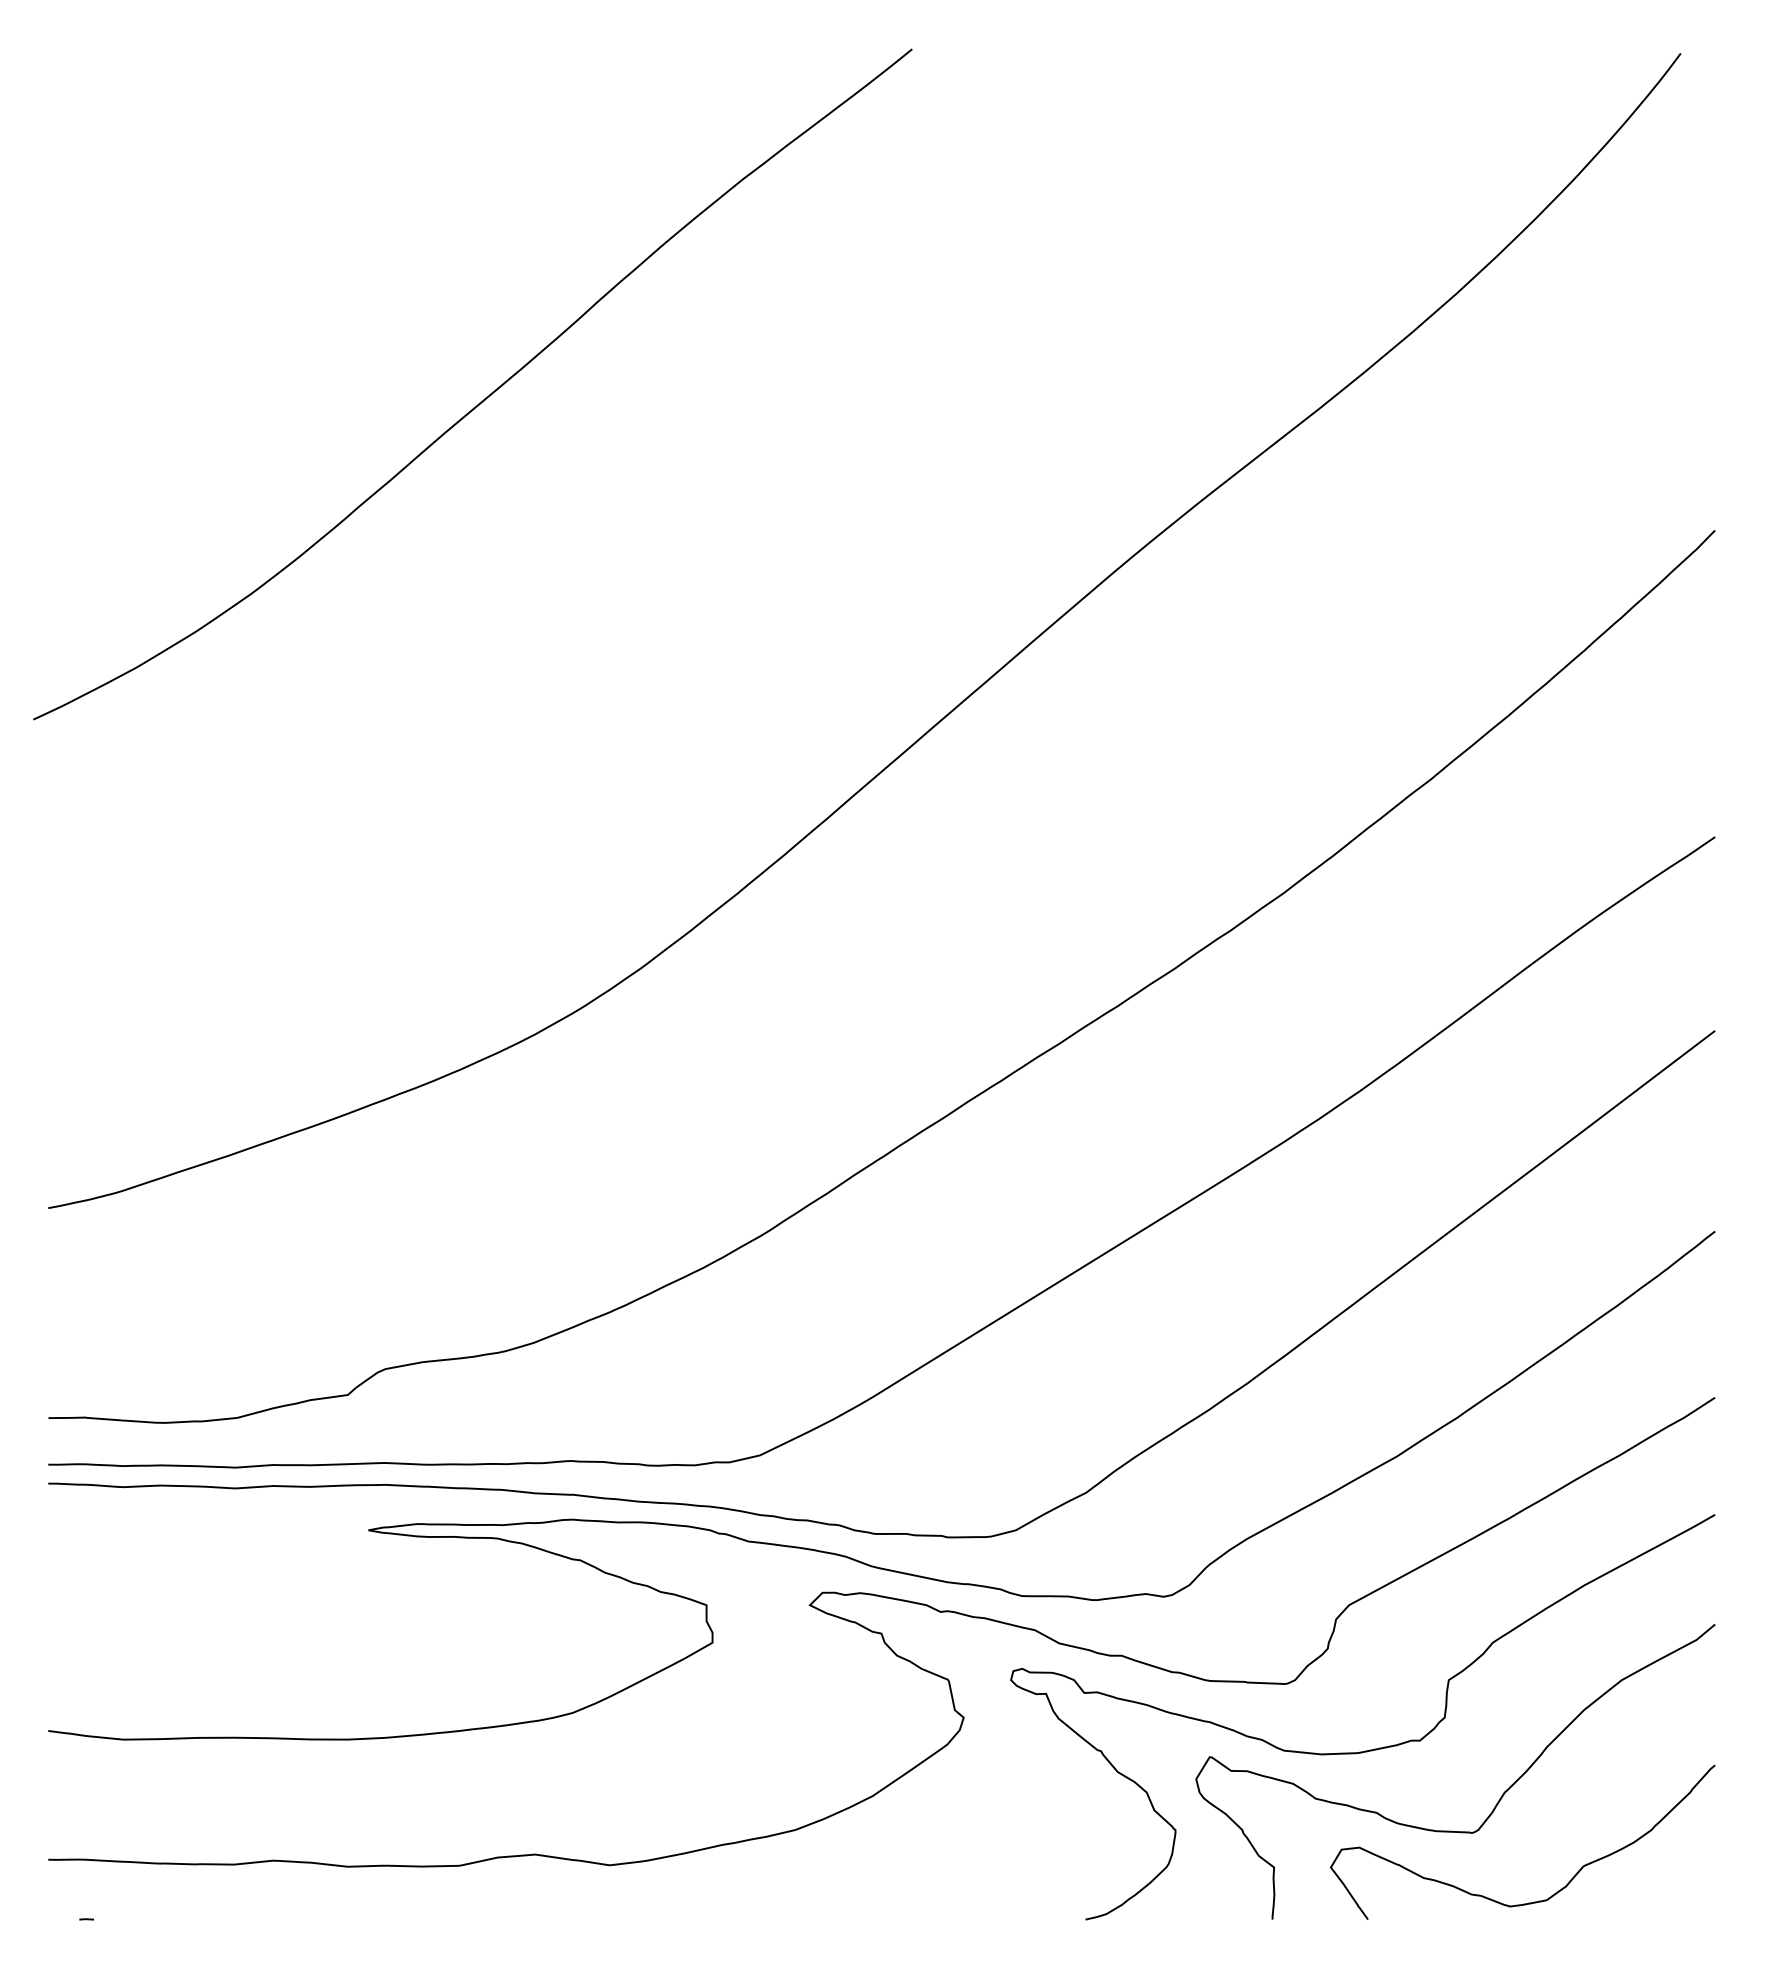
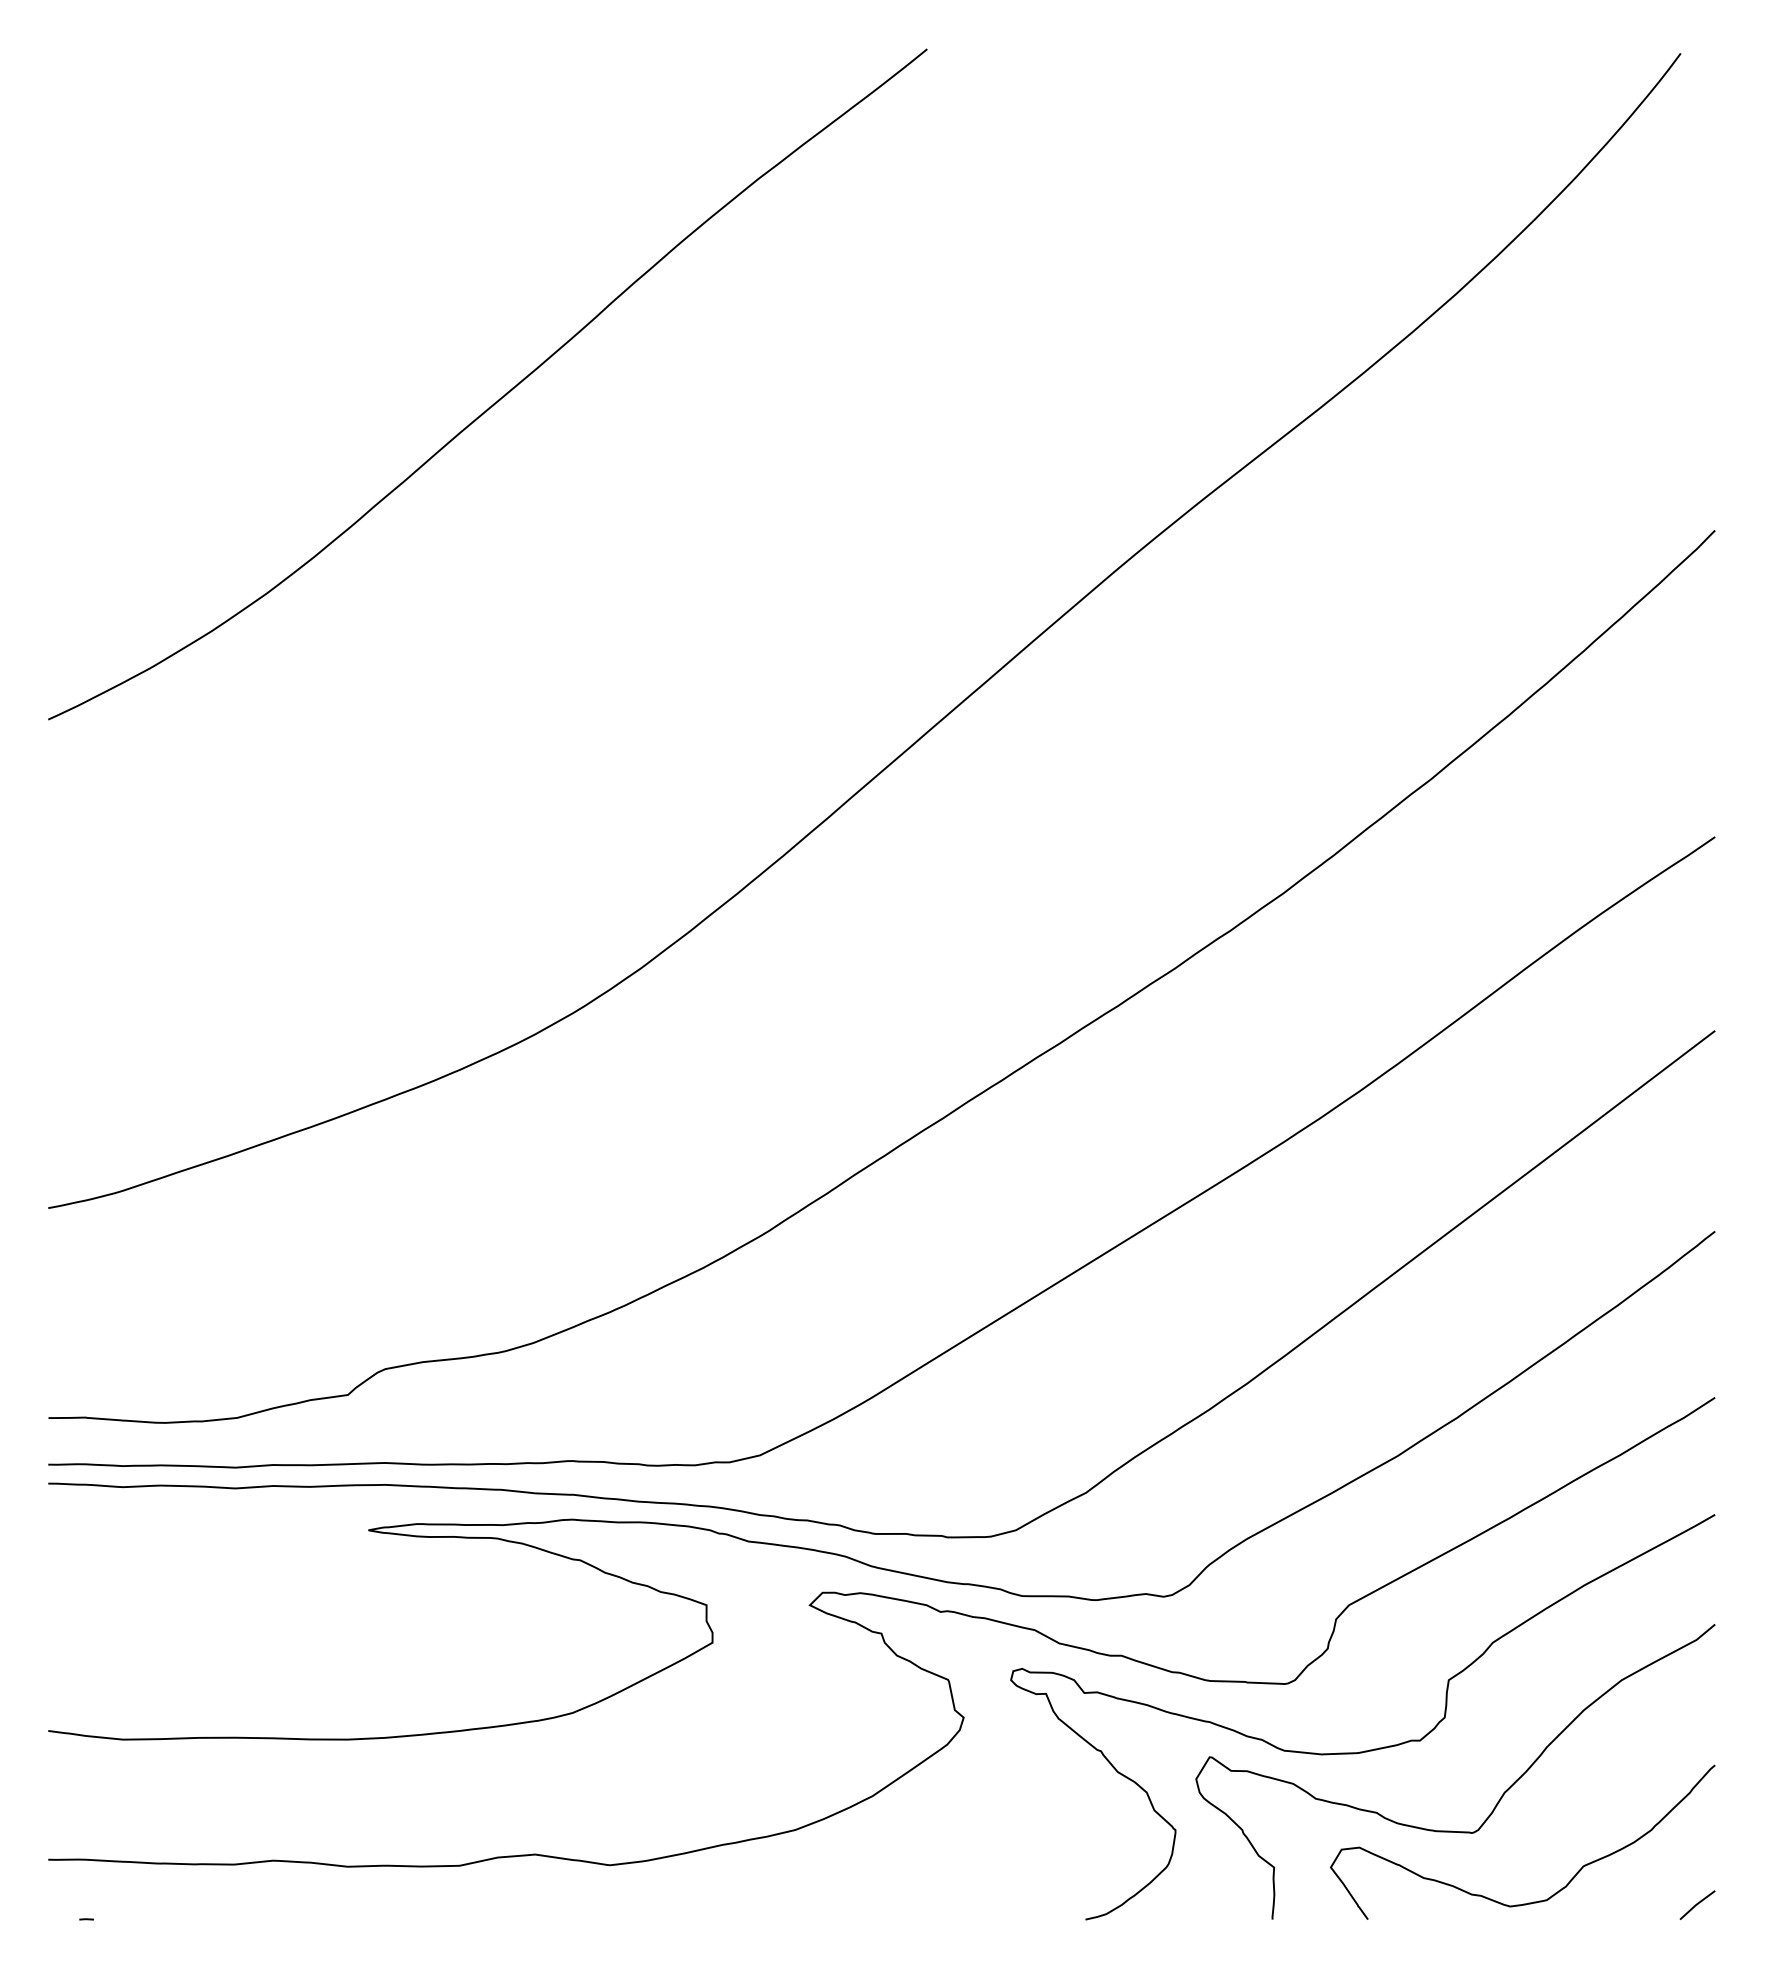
curve position: (485, 397) -> (500, 397) (500, 397)
line: none -> present (1697, 1904)
